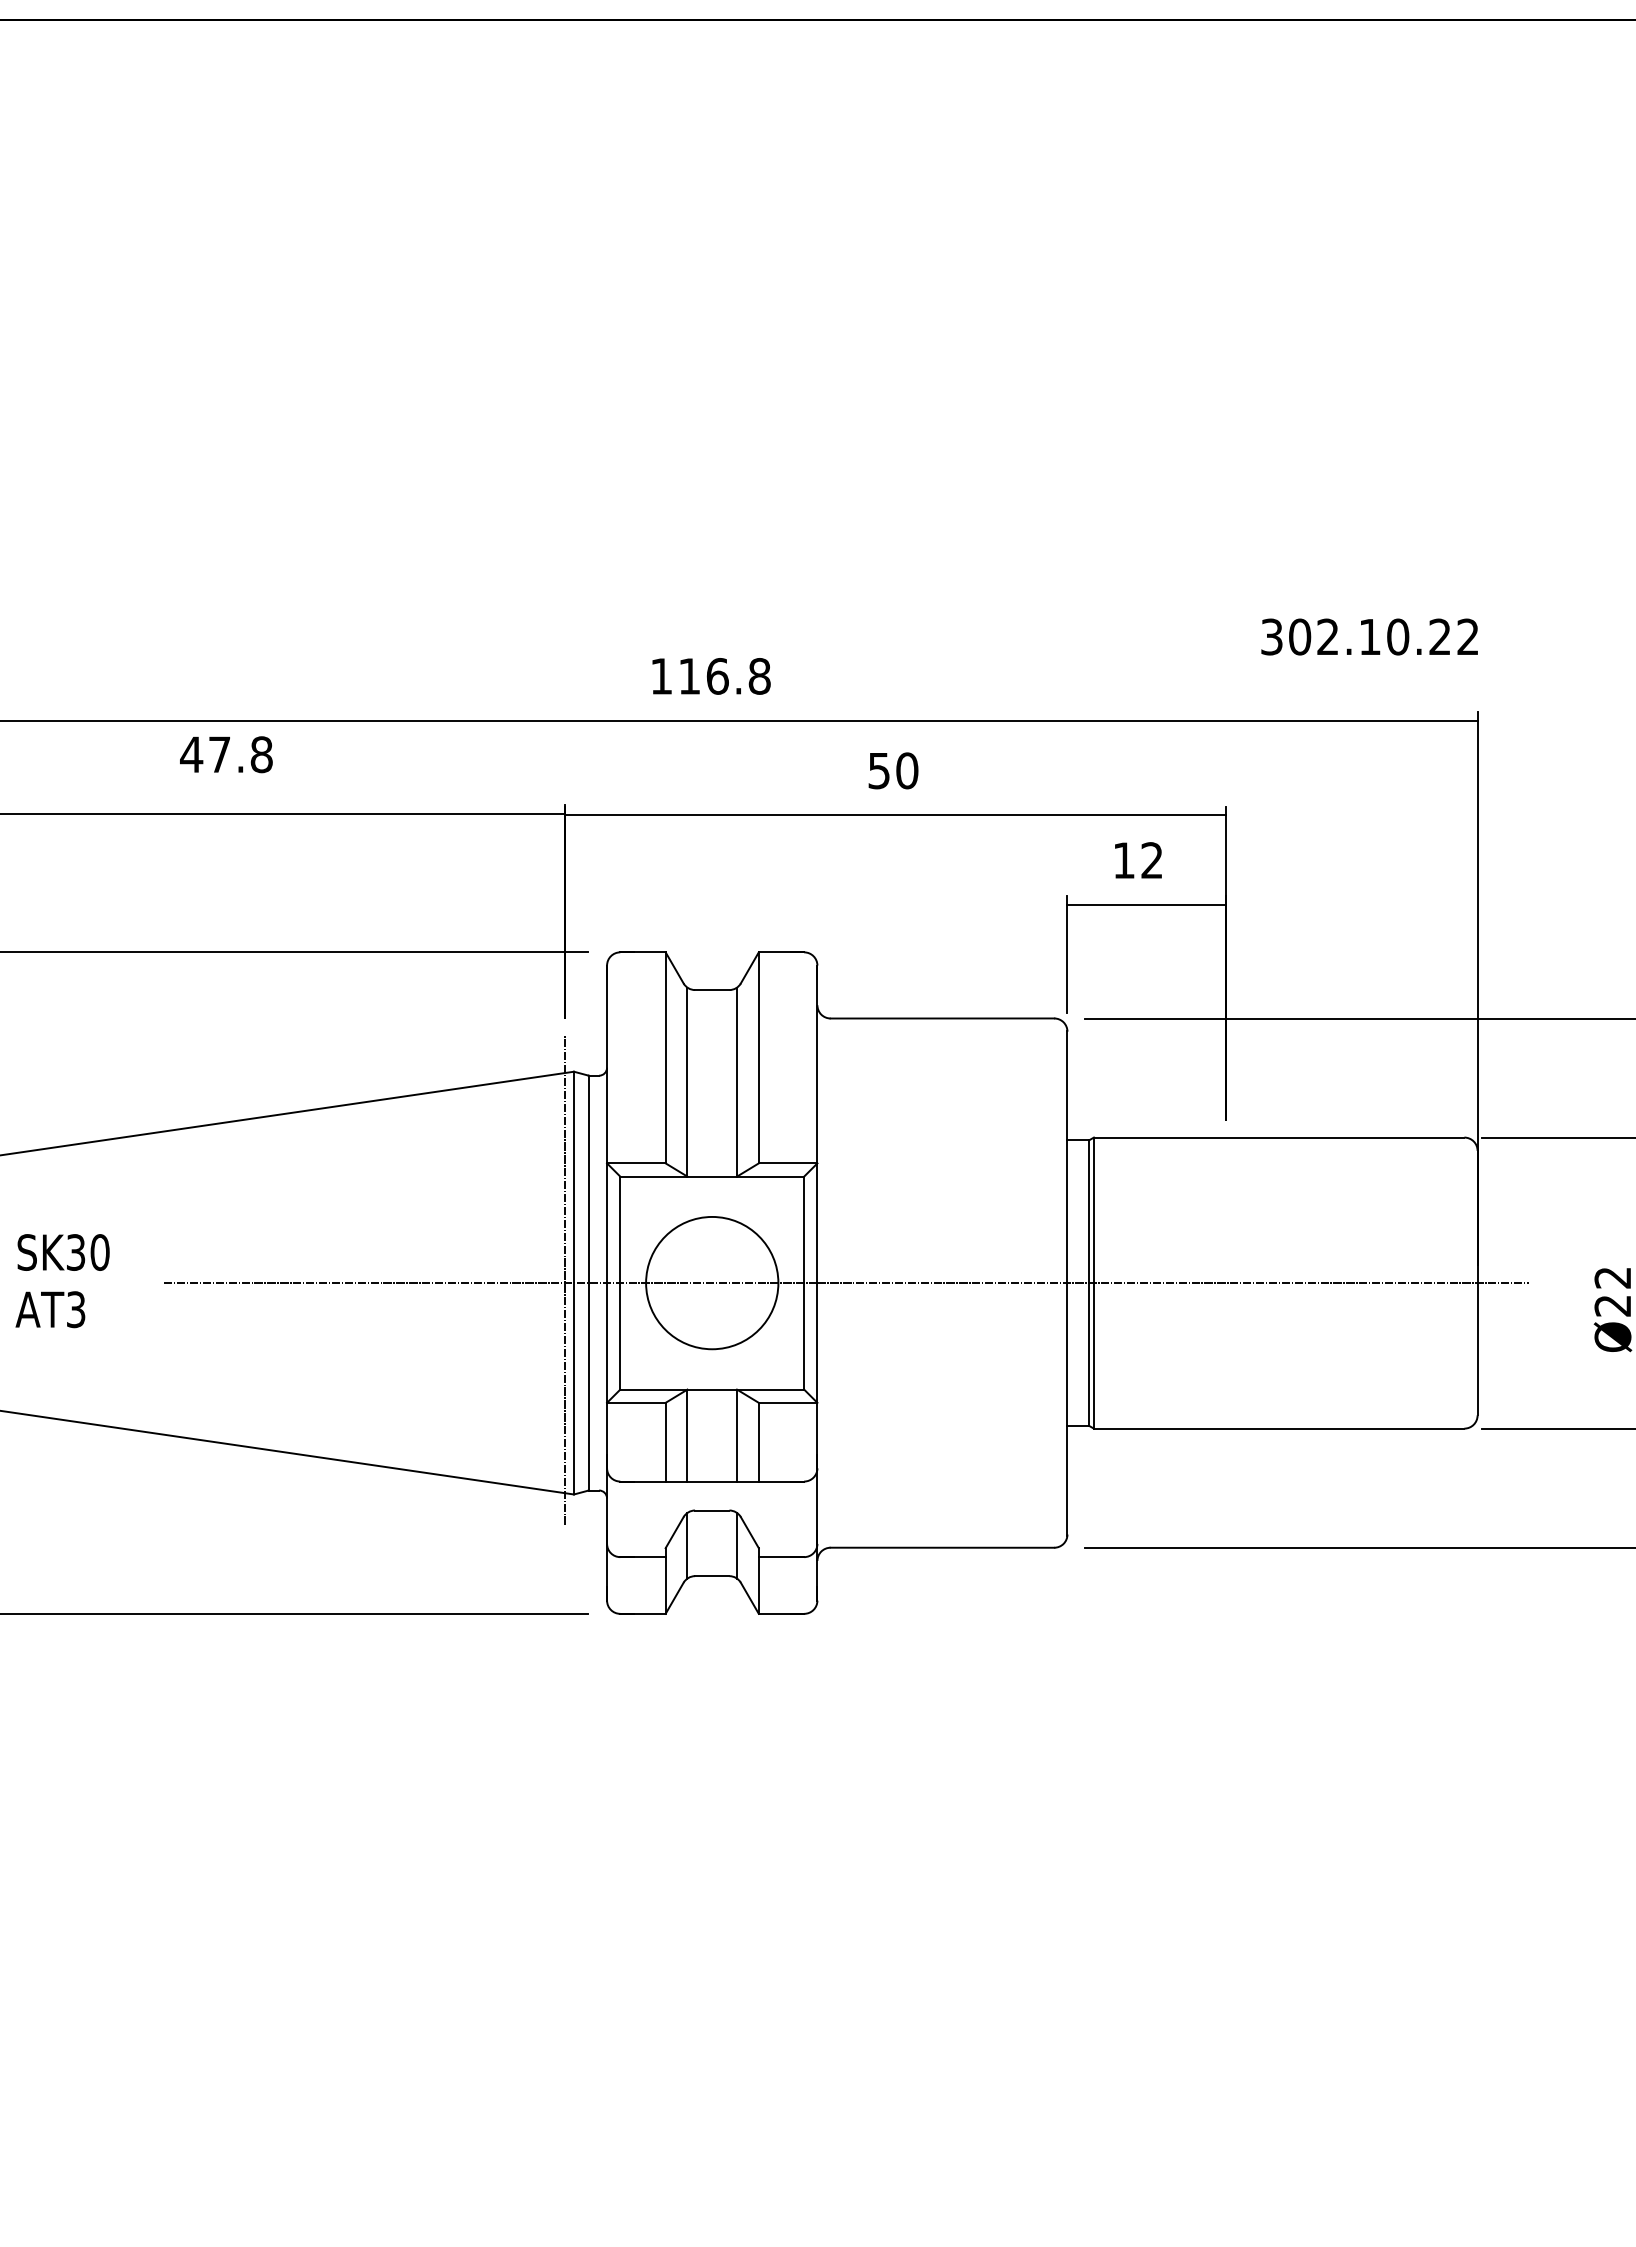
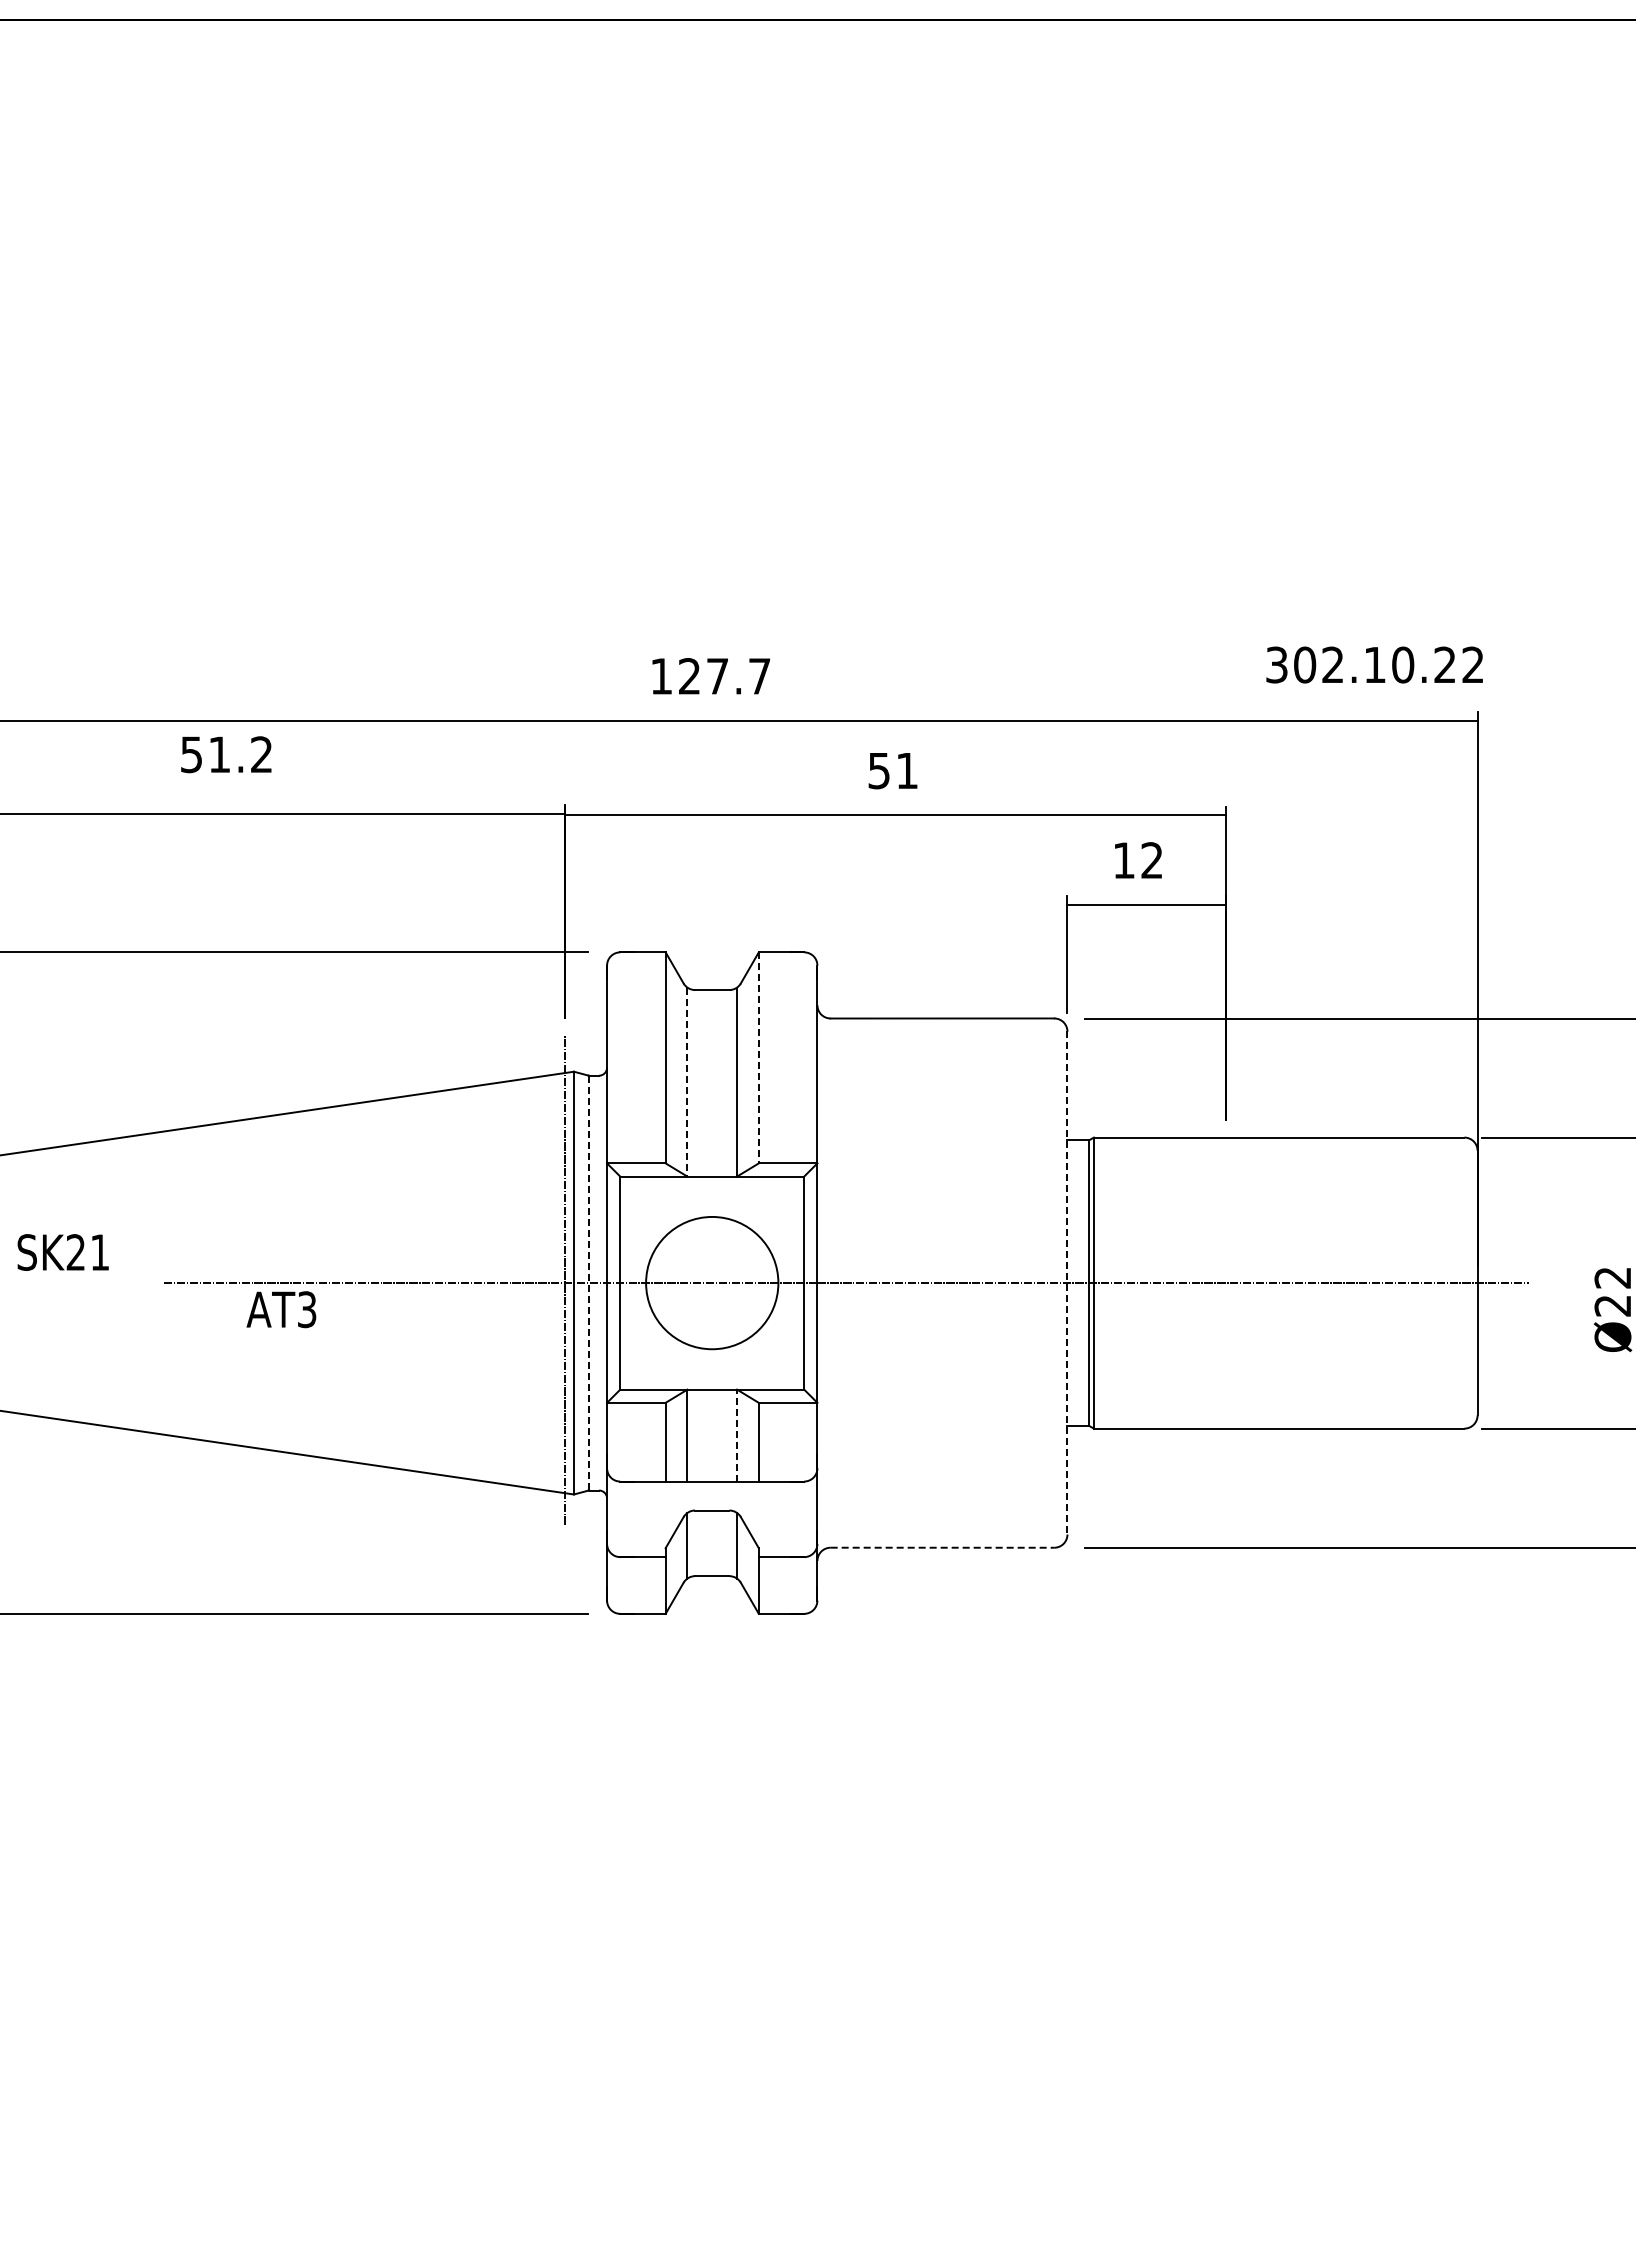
text position: (1369, 636) -> (1374, 664) (1374, 664)
text: 116.8 -> 127.7 (724, 676)
text: 47.8 -> 51.2 (226, 754)
text: 50 -> 51 (907, 770)
line: solid -> dashed (758, 1057)
line: solid -> dashed (687, 1082)
text: SK30 -> SK21 (87, 1252)
line: solid -> dashed (588, 1283)
line: solid -> dashed (1067, 1283)
text position: (50, 1309) -> (281, 1309) (281, 1309)
line: solid -> dashed (737, 1435)
line: solid -> dashed (942, 1547)
